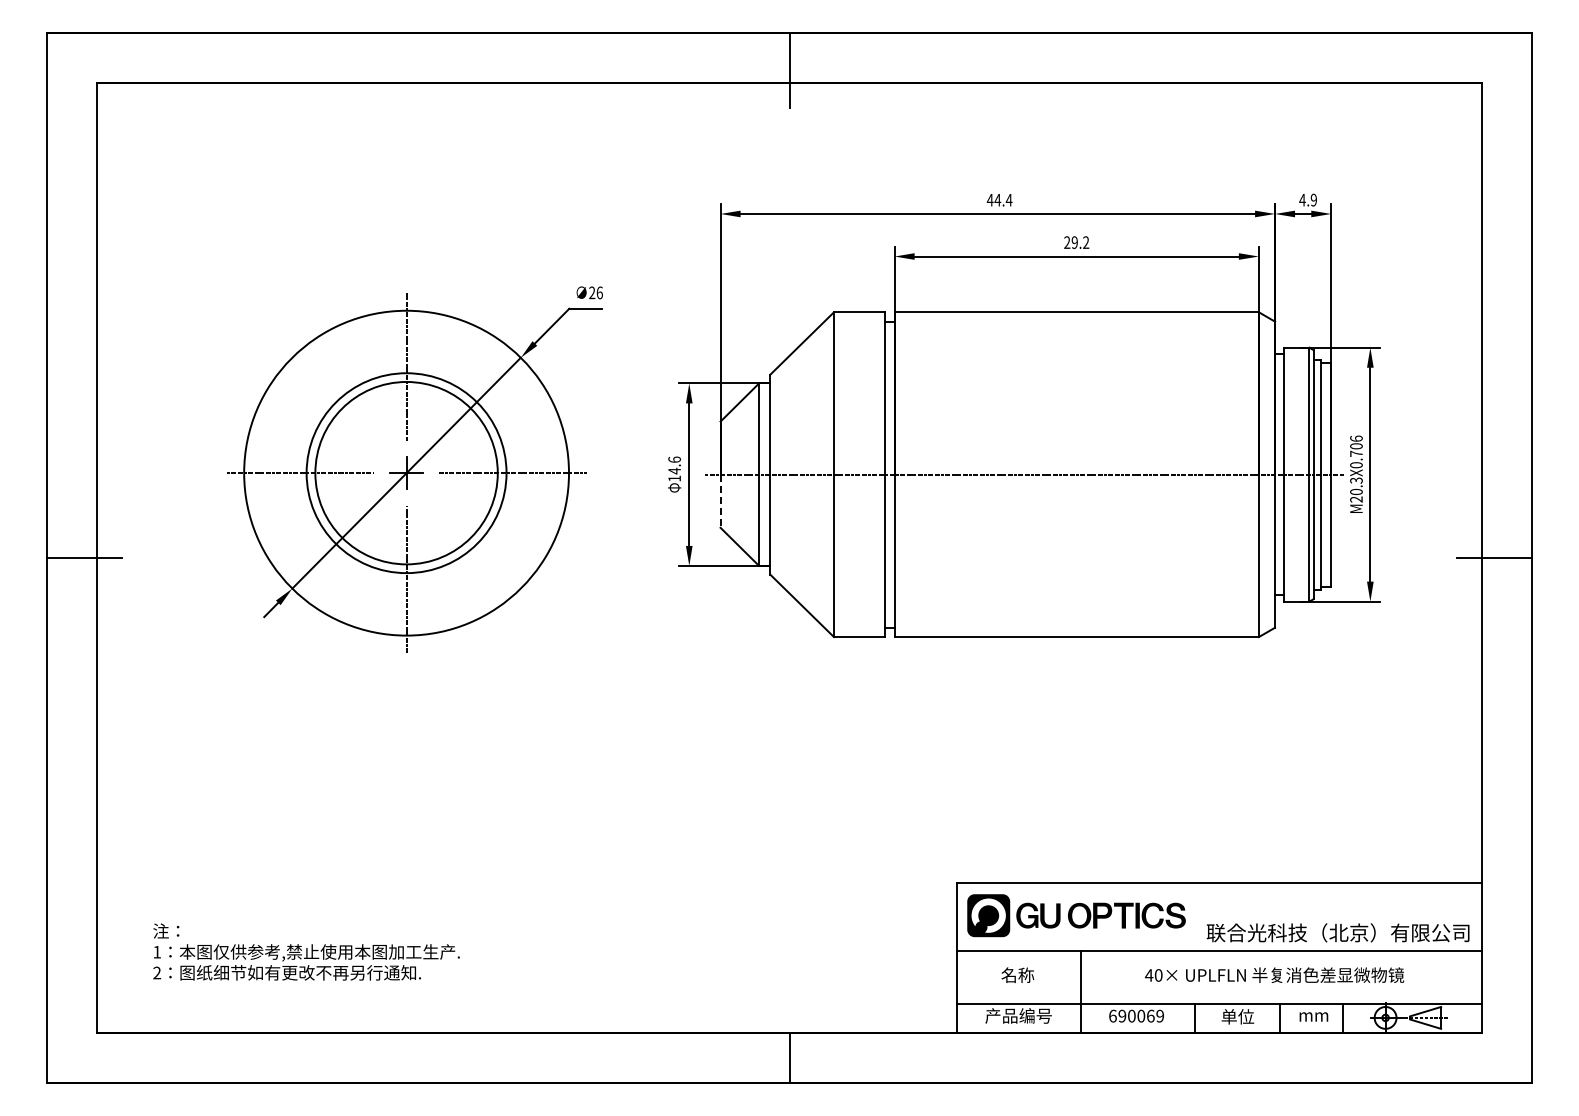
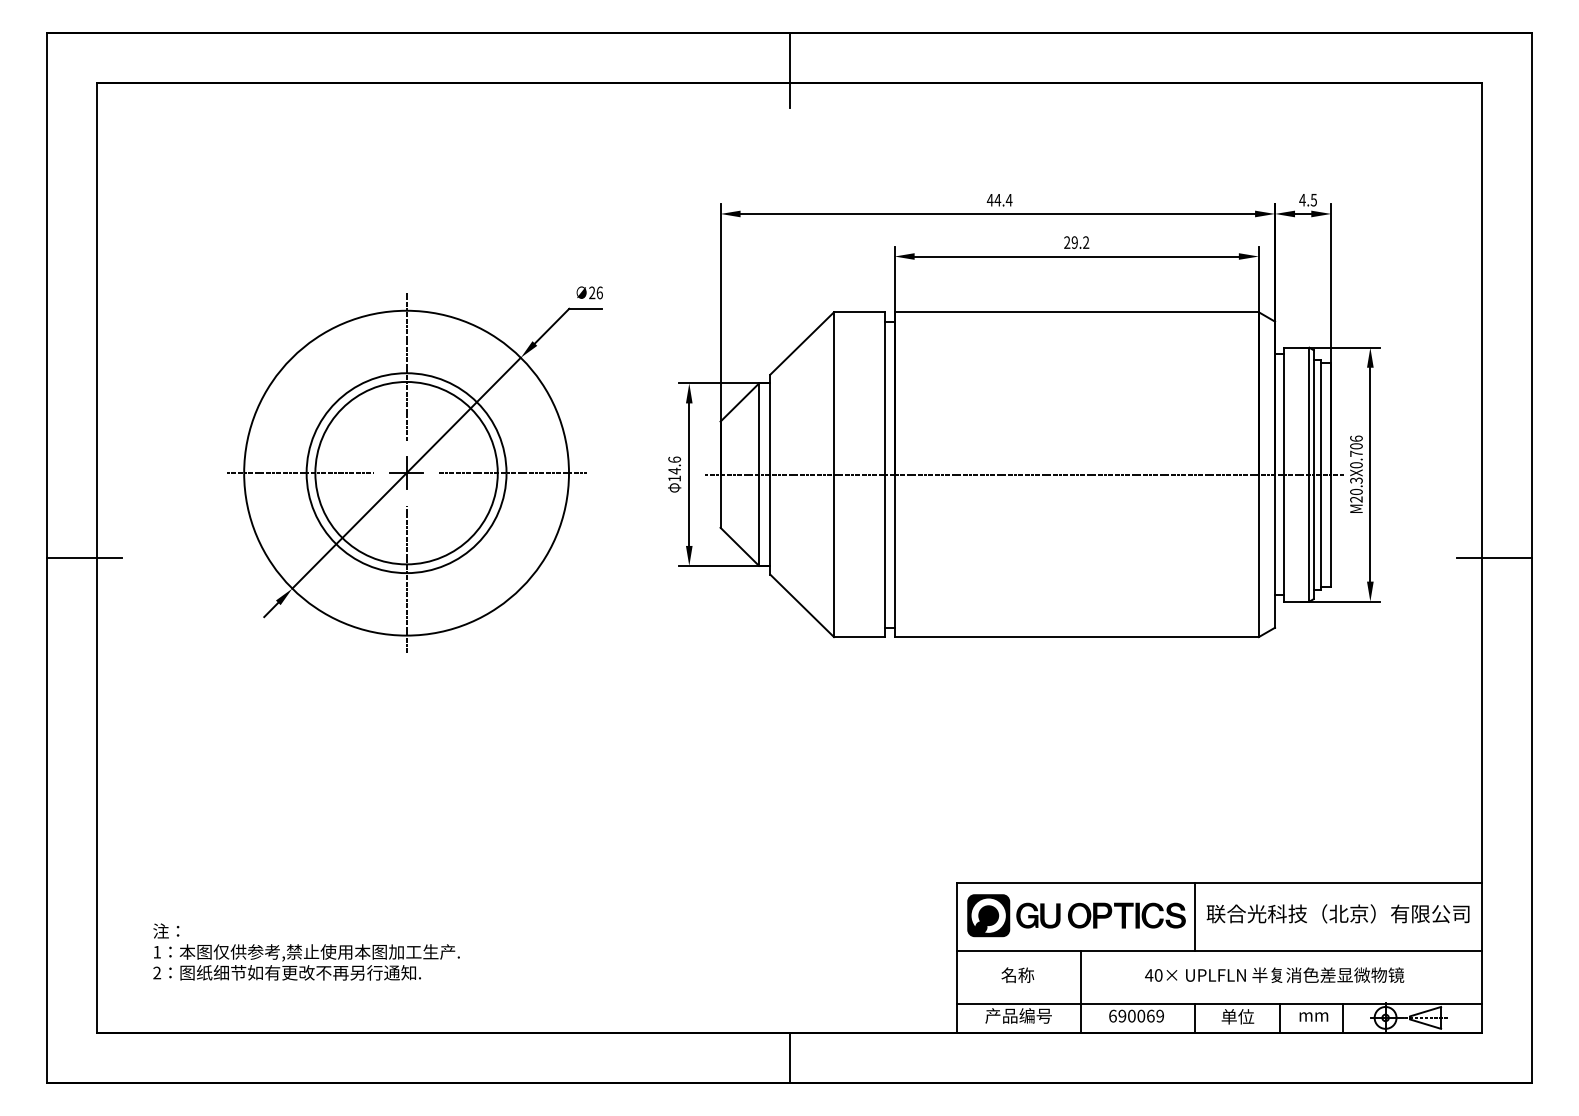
text: 4.9 -> 4.5 (1313, 199)
line: dashed -> solid (720, 501)
line: none -> present (1194, 916)
text position: (1337, 932) -> (1337, 913) (1337, 913)
